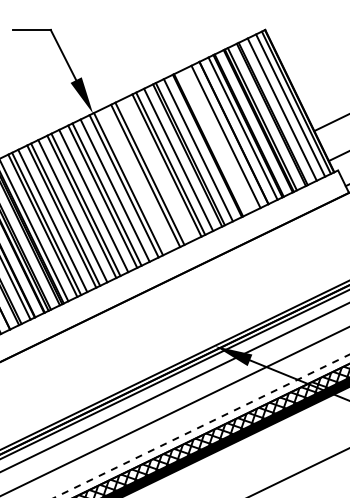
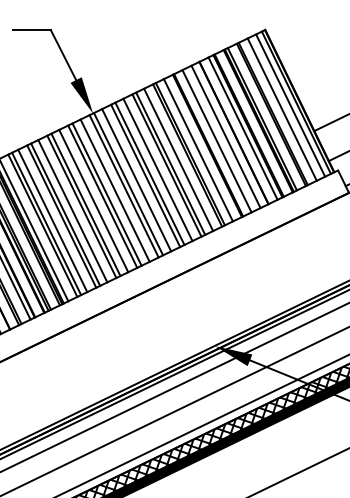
line: none -> present (216, 141)
line: none -> present (157, 169)
line: none -> present (136, 180)
line: dashed -> solid (201, 426)
